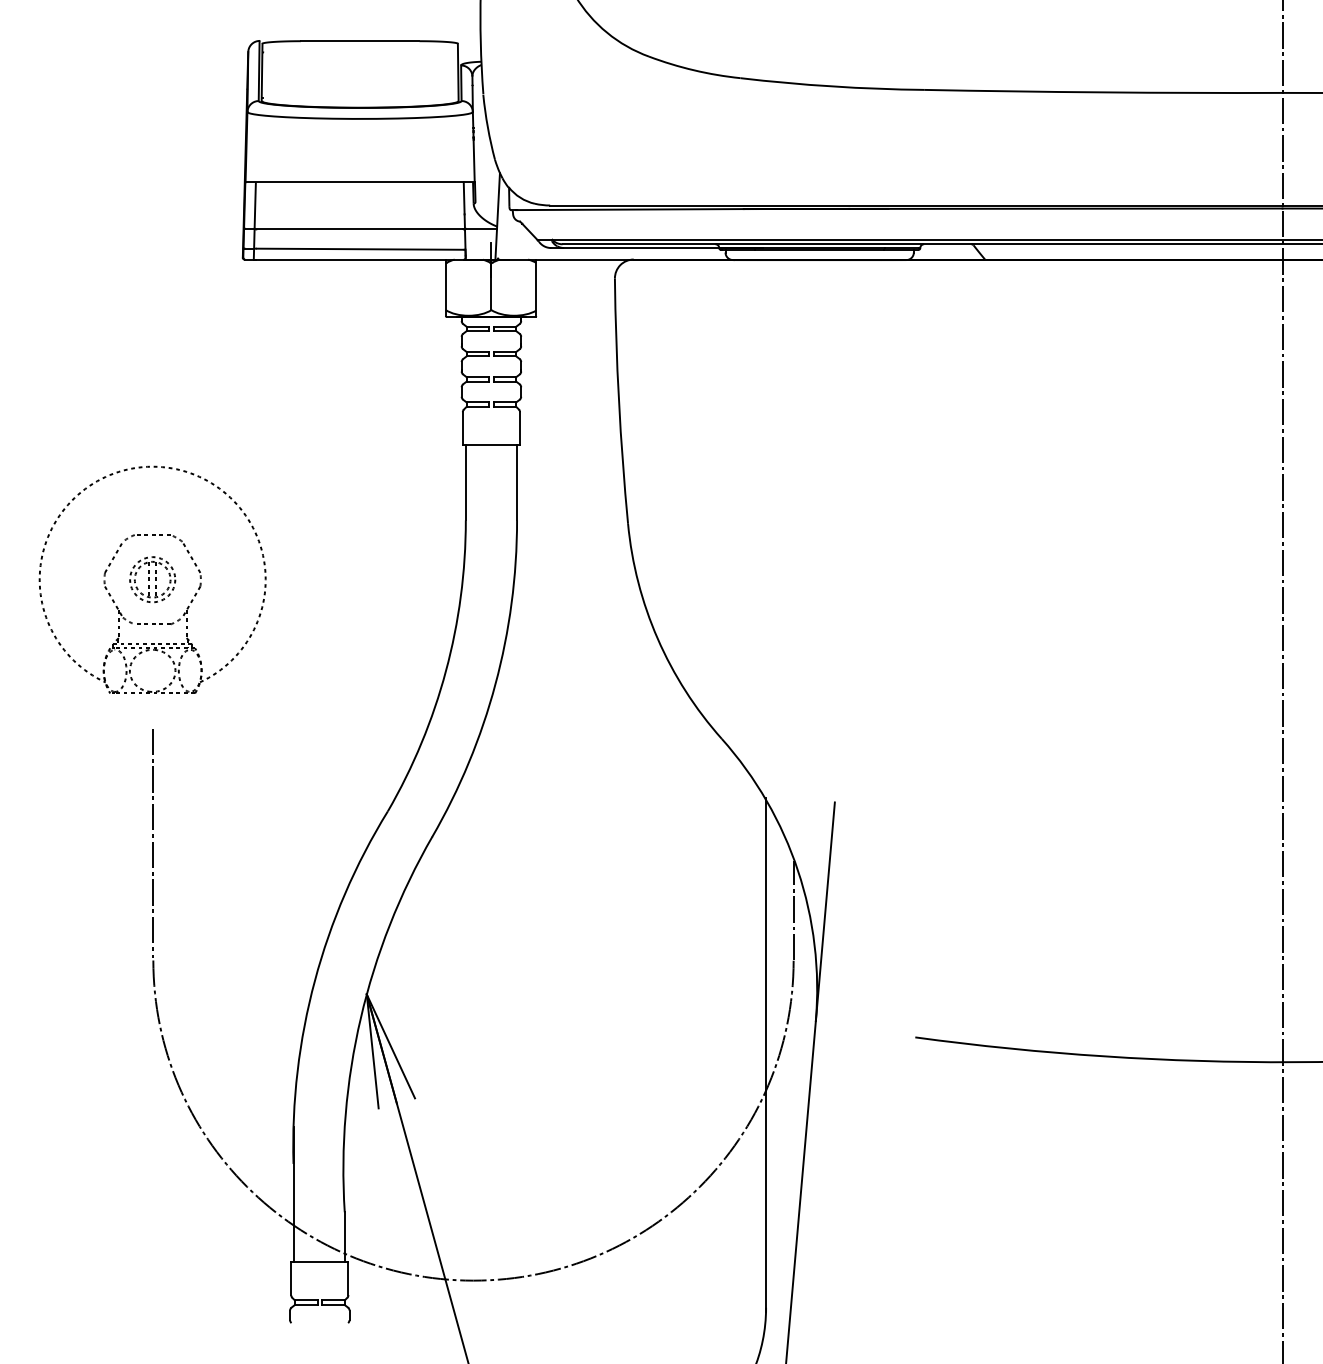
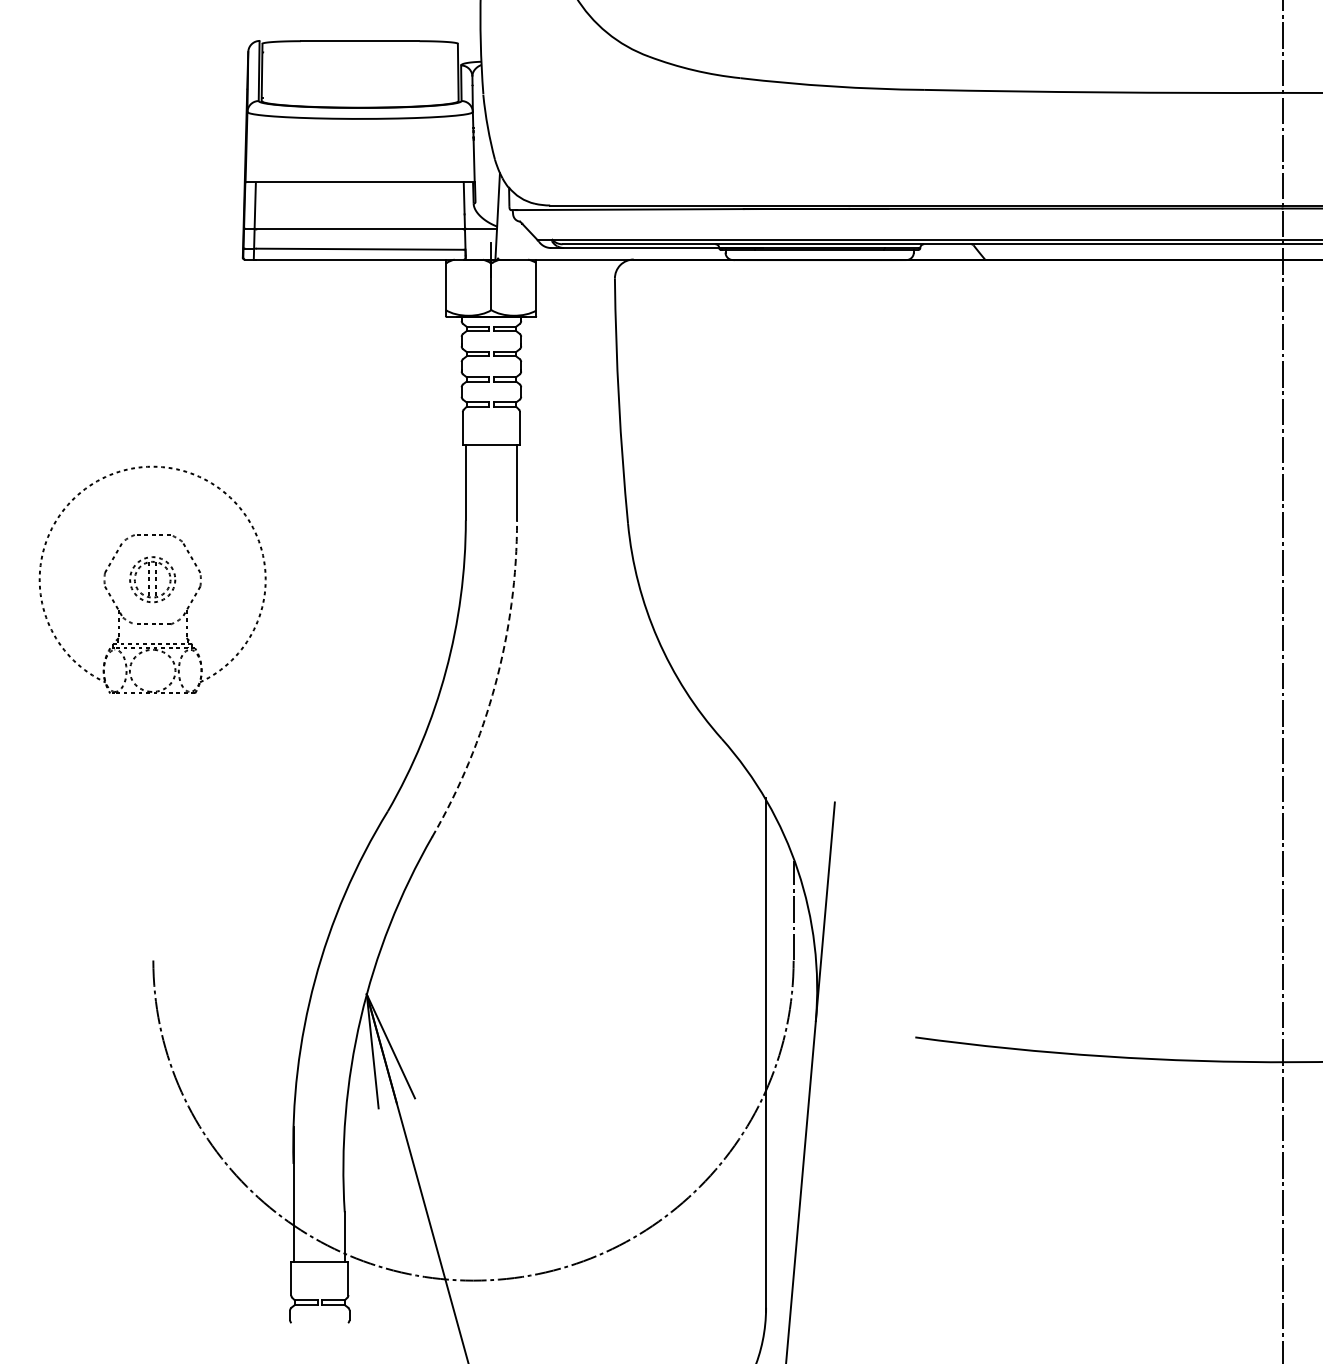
arc: solid -> dashed (495, 684)
line: present -> none (153, 842)
